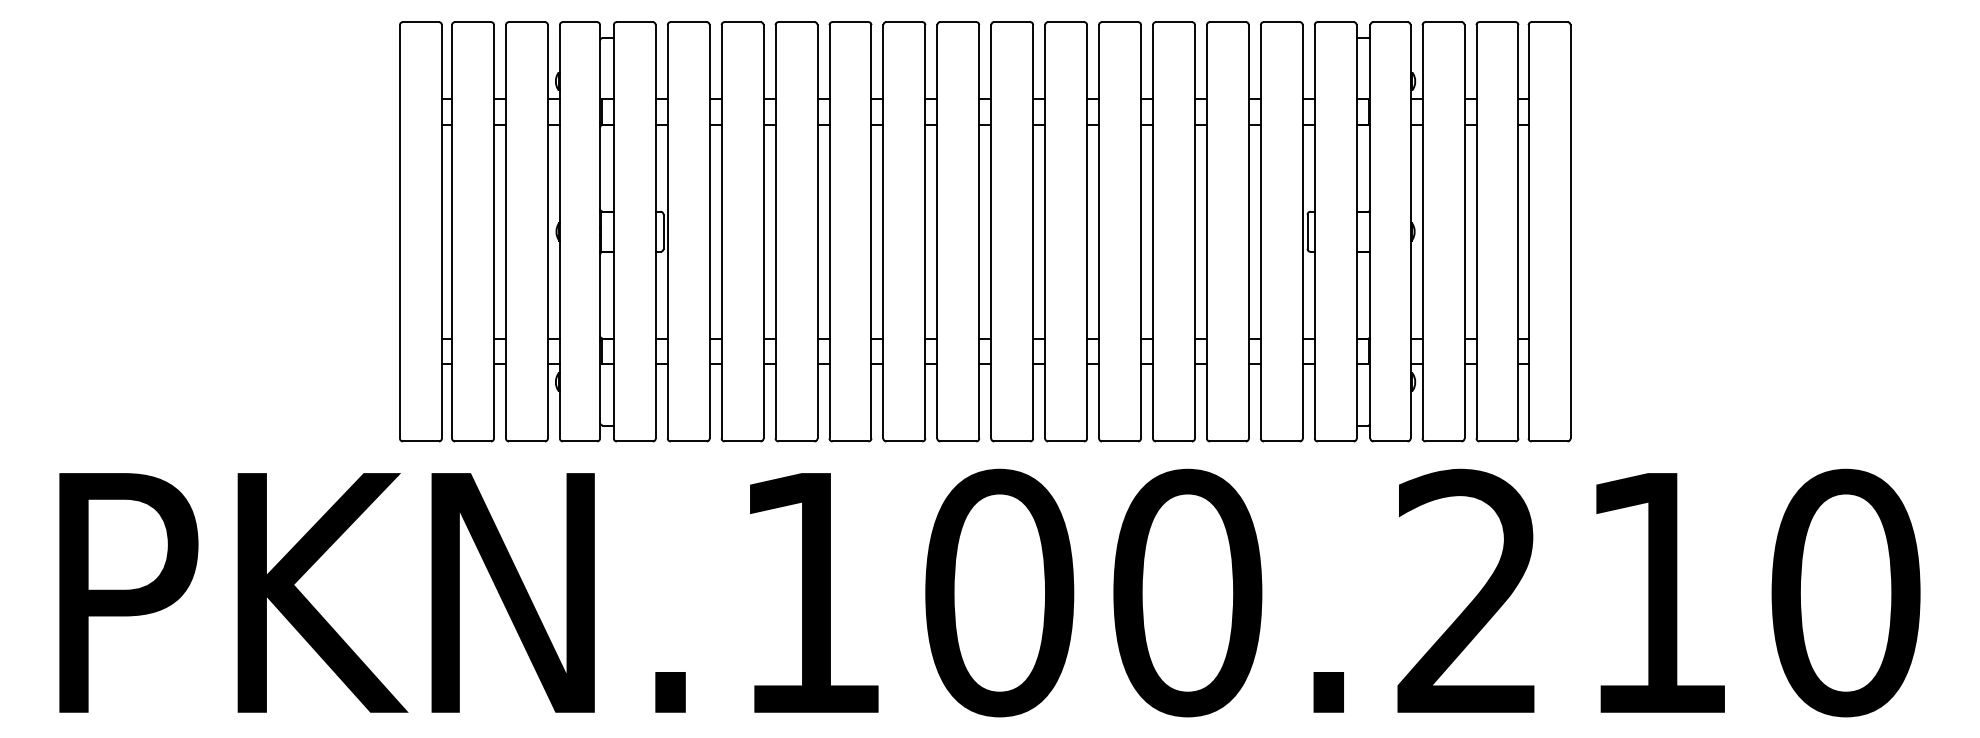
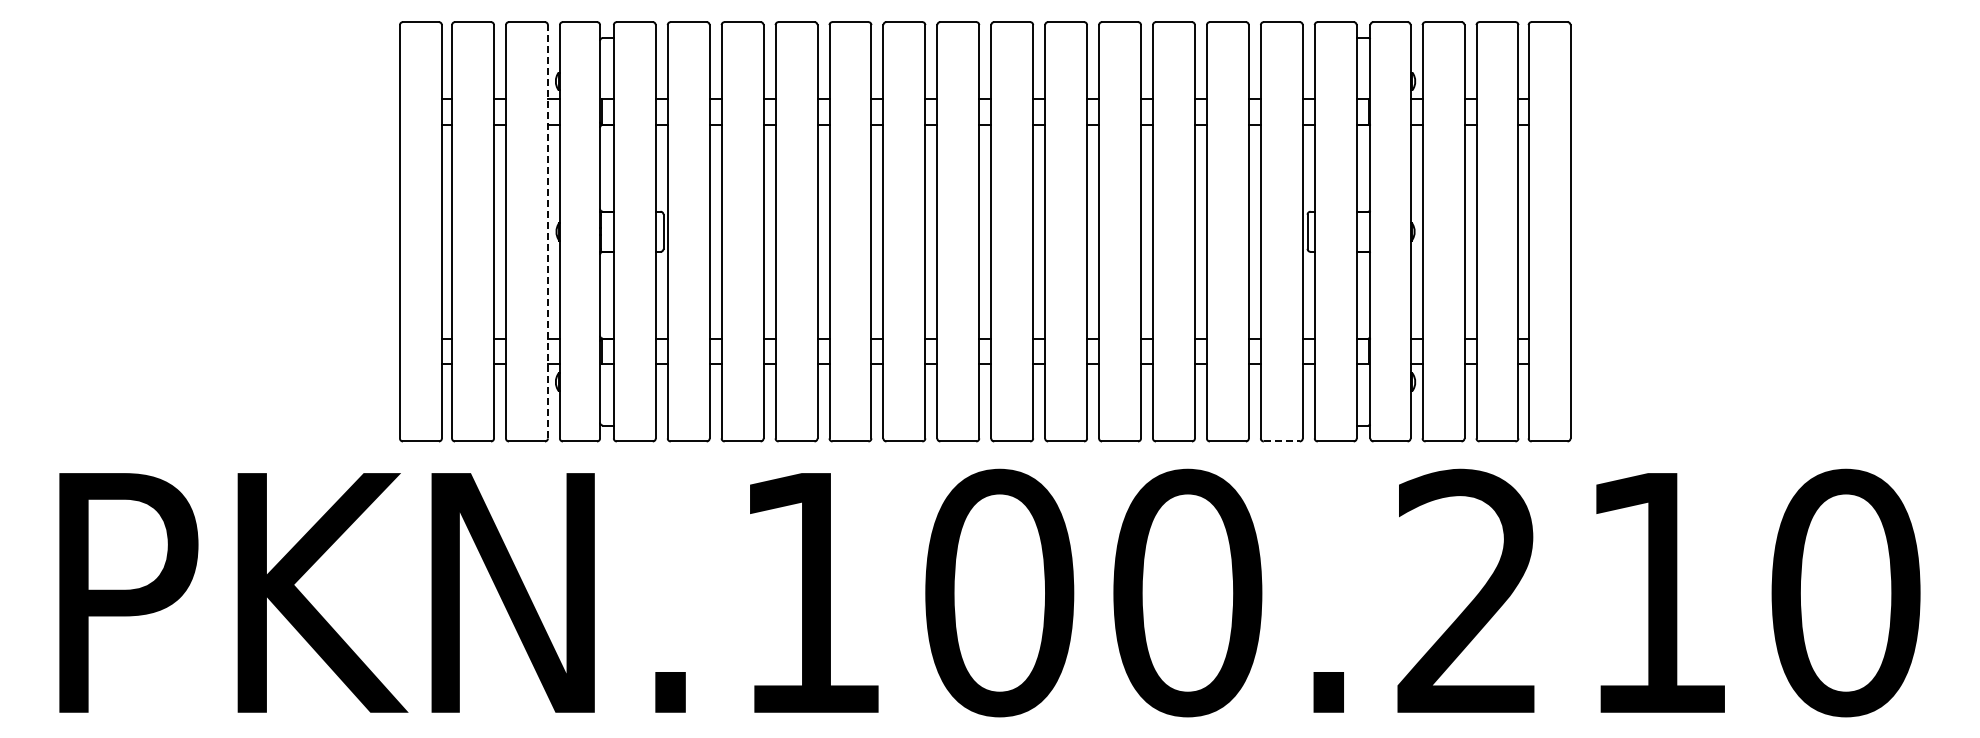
line: solid -> dashed (547, 231)
line: solid -> dashed (1281, 441)
